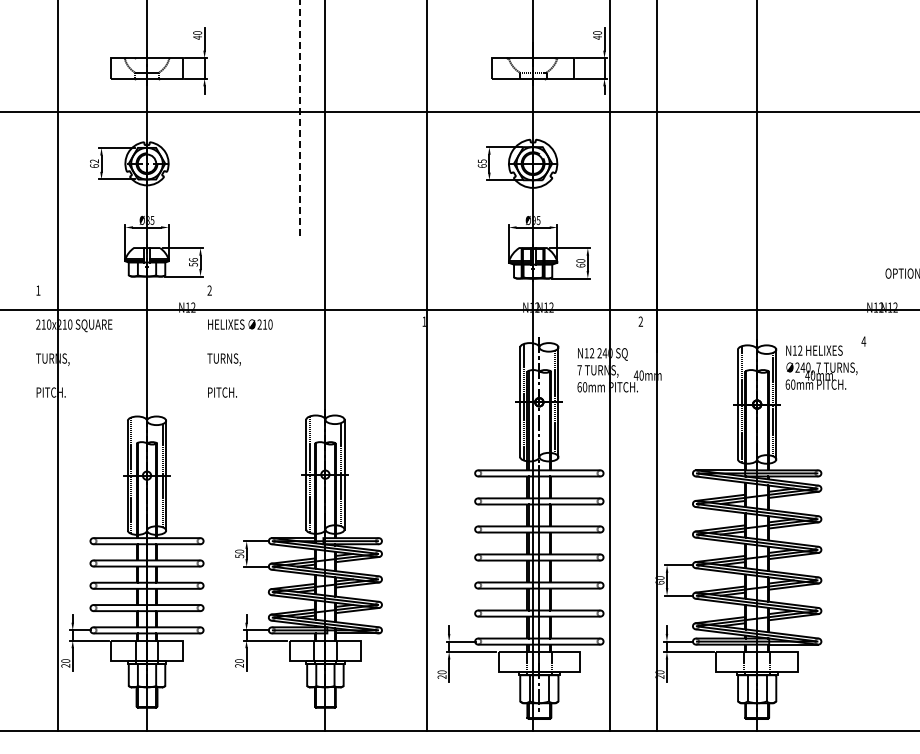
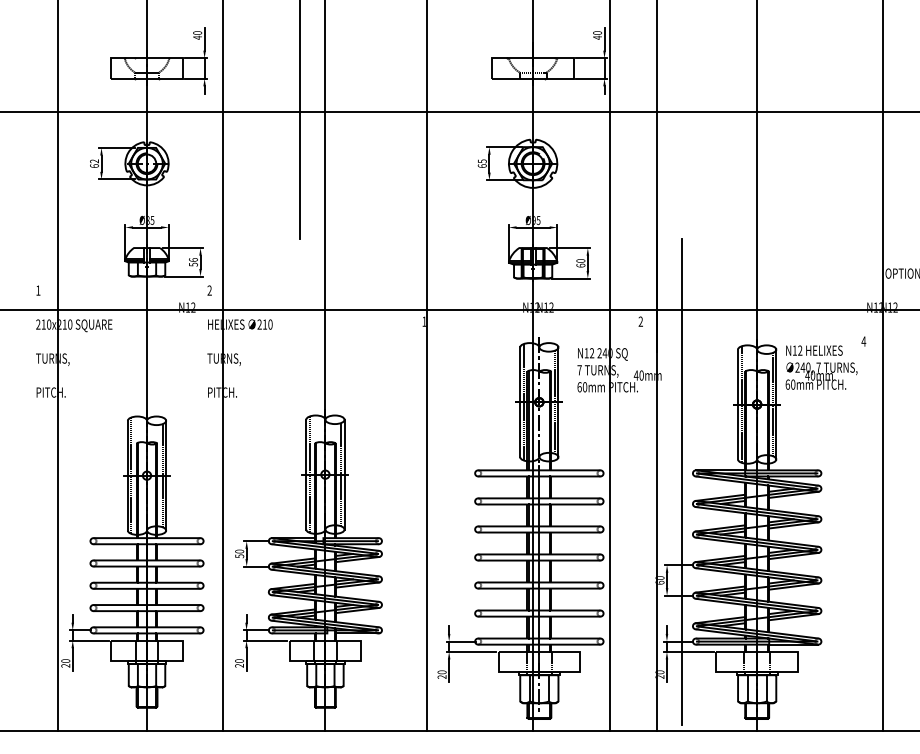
line: dashed -> solid (299, 120)
line: none -> present (223, 366)
line: none -> present (883, 366)
line: none -> present (682, 481)
